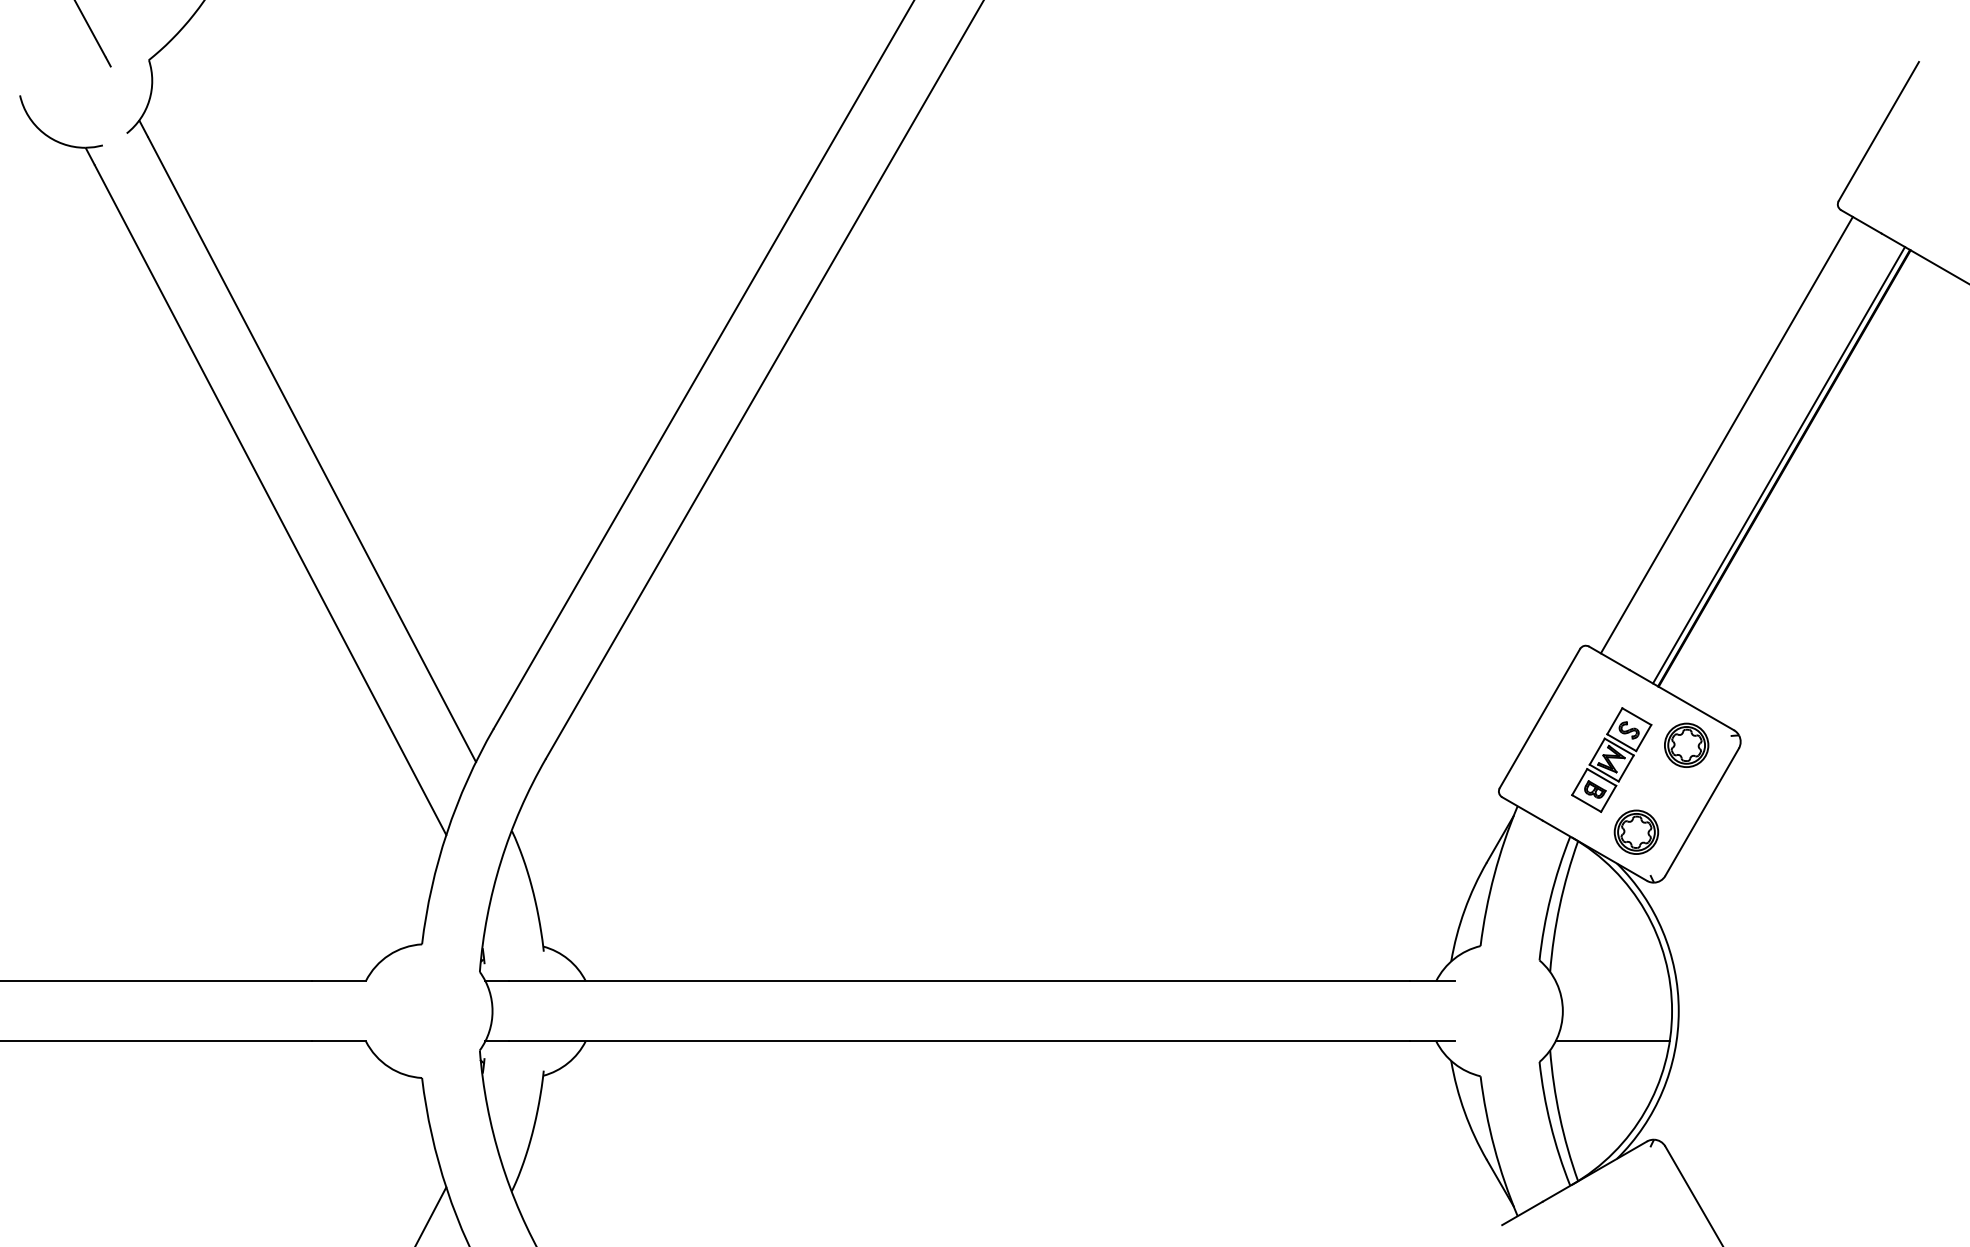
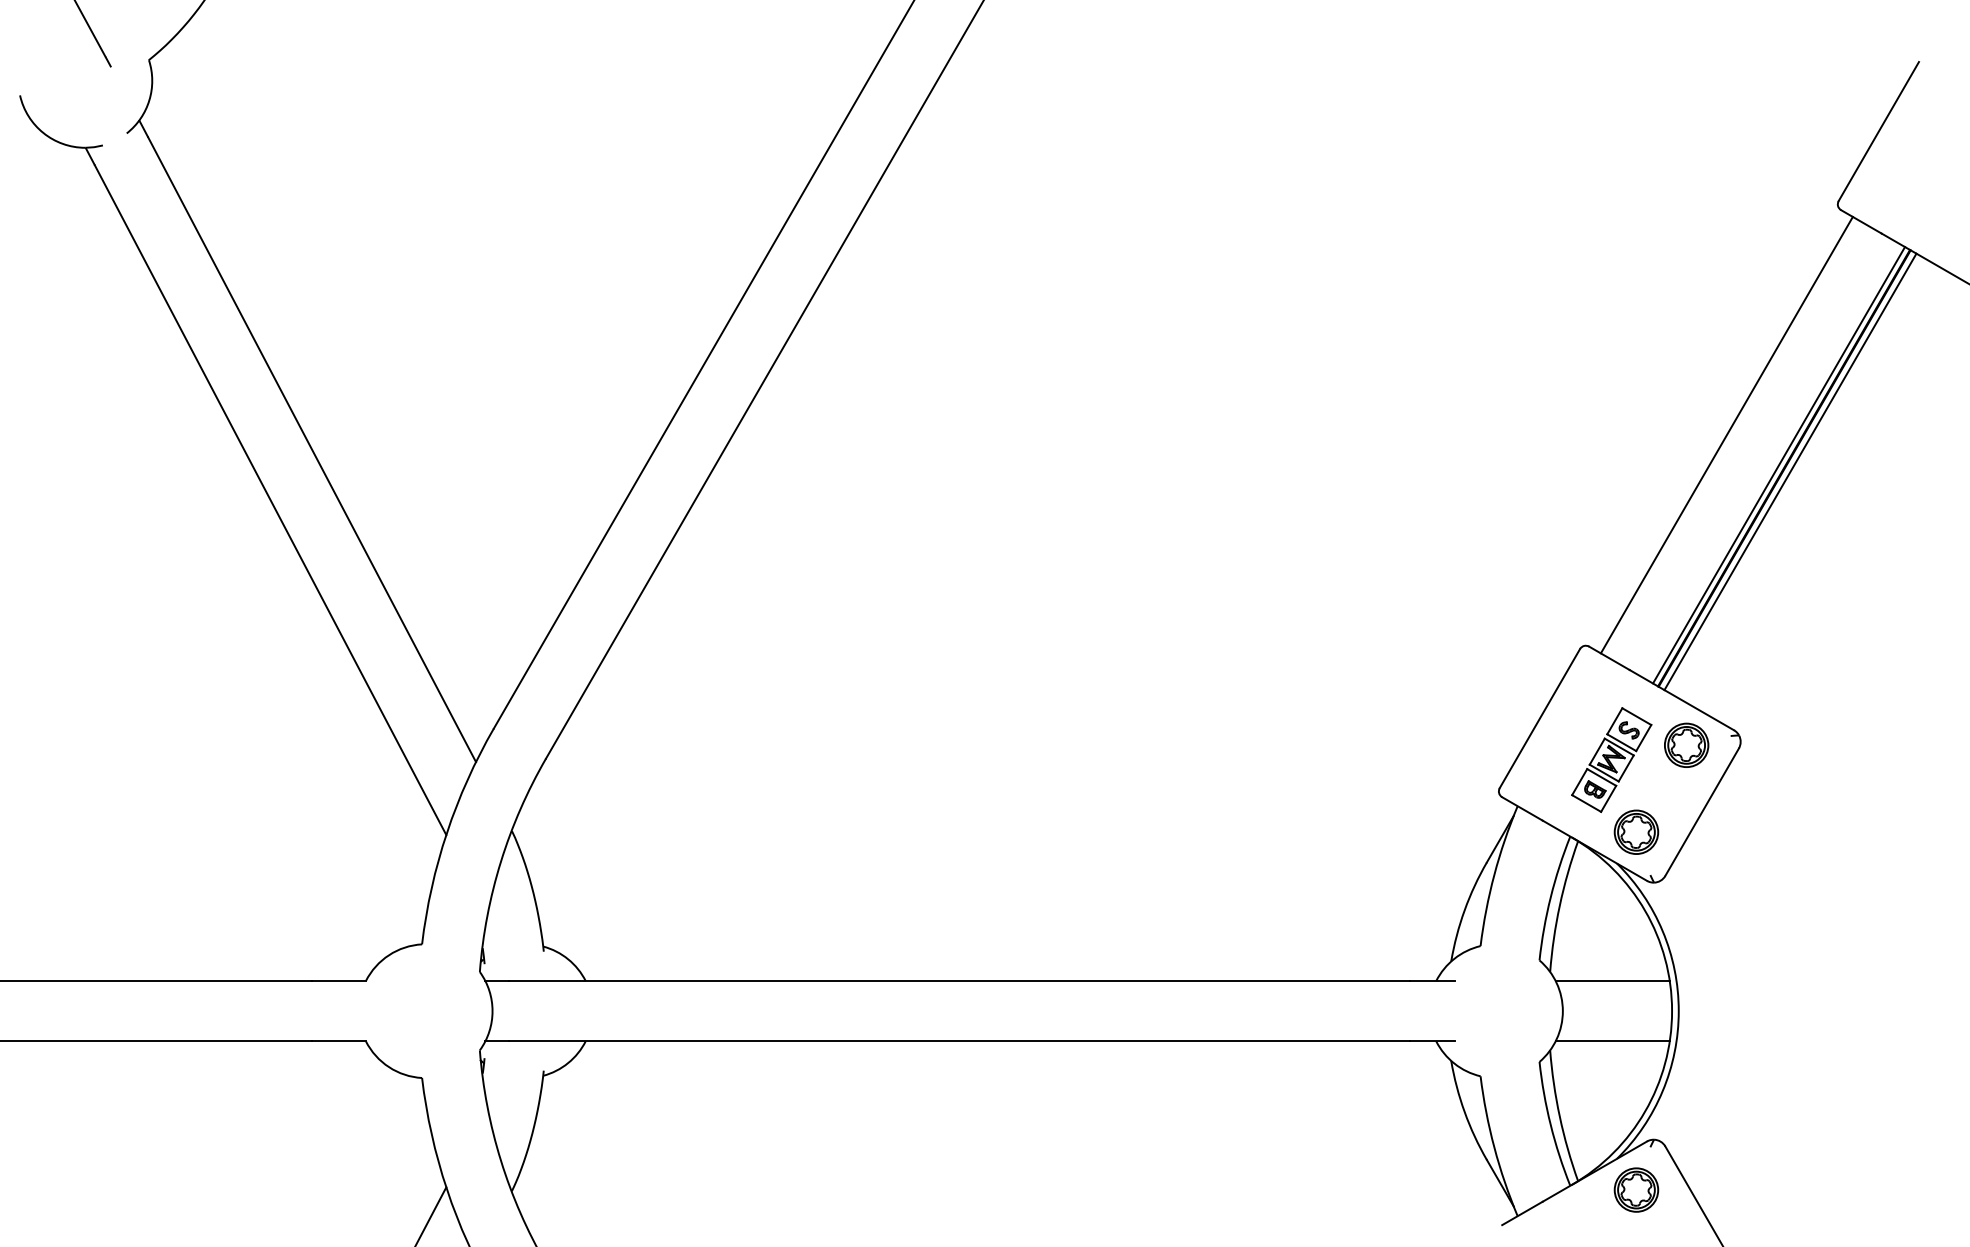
line: none -> present (1790, 471)
line: none -> present (1612, 981)
part: none -> present (1636, 1189)
